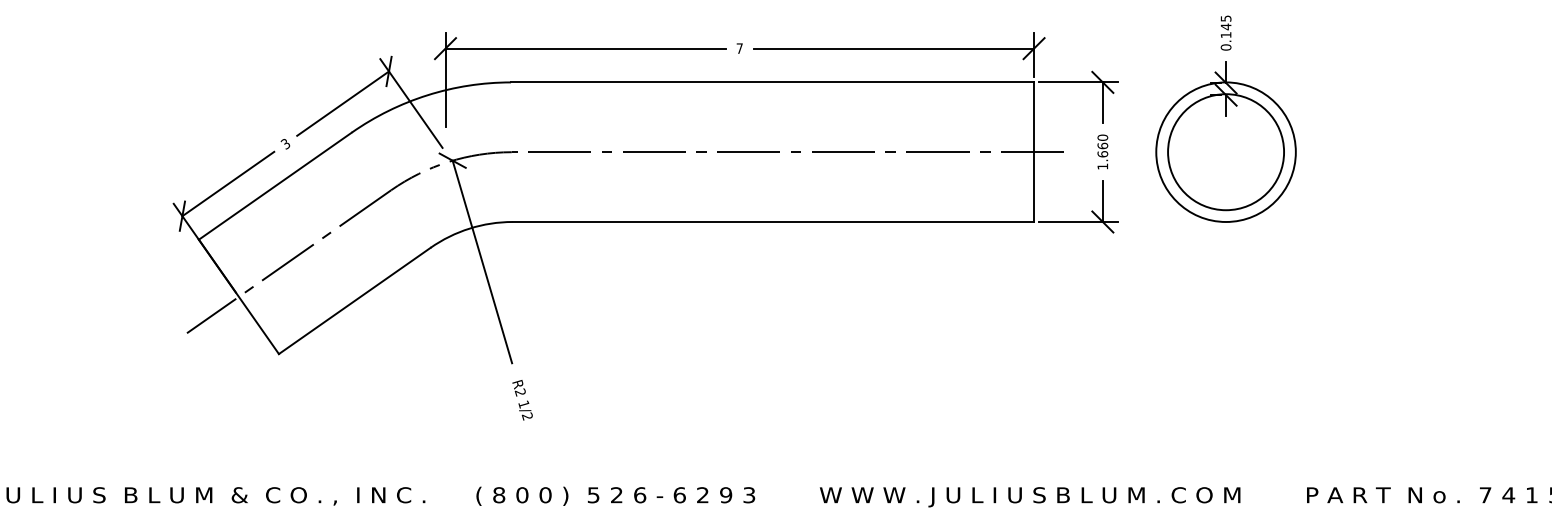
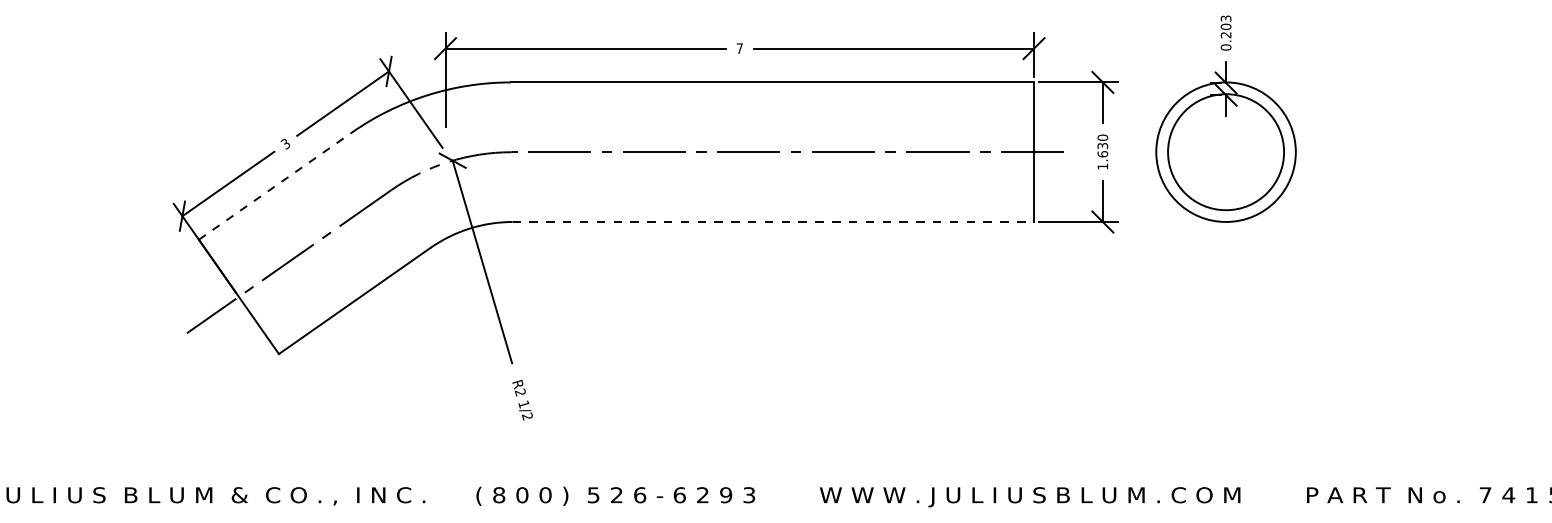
text: 0.145 -> 0.203 (1225, 26)
text: 1.660 -> 1.630 (1102, 145)
line: solid -> dashed (275, 185)
line: solid -> dashed (773, 222)
